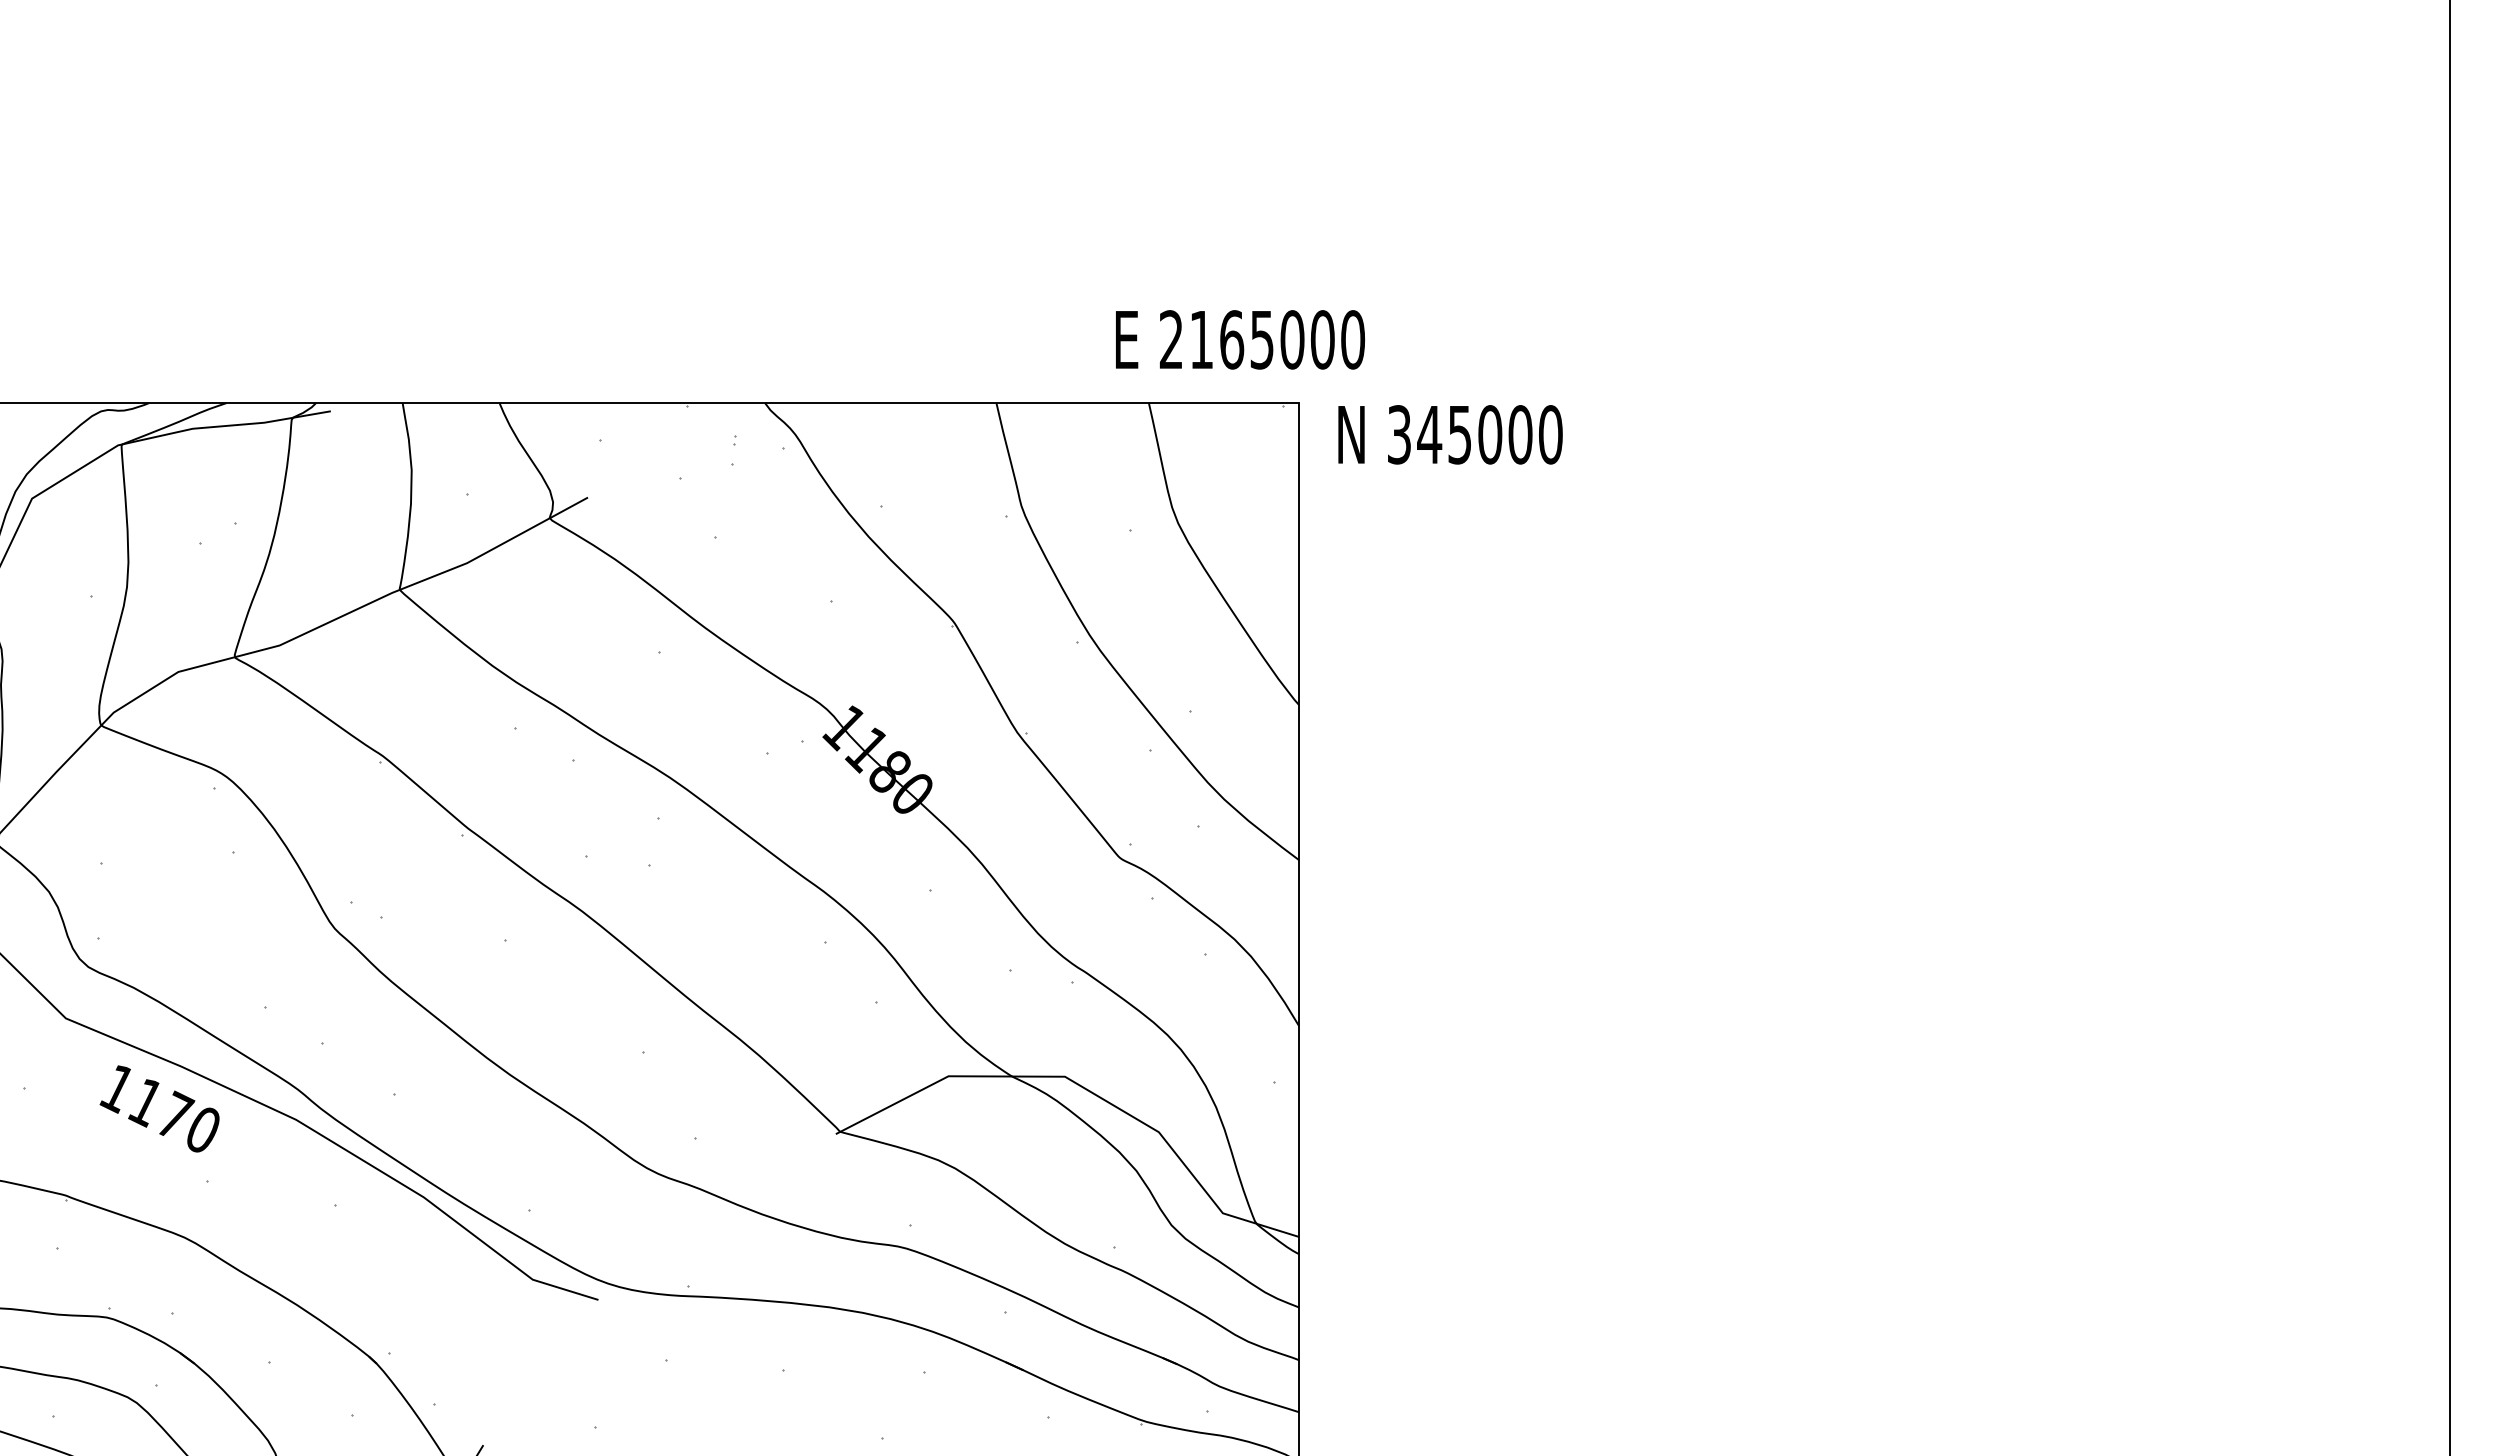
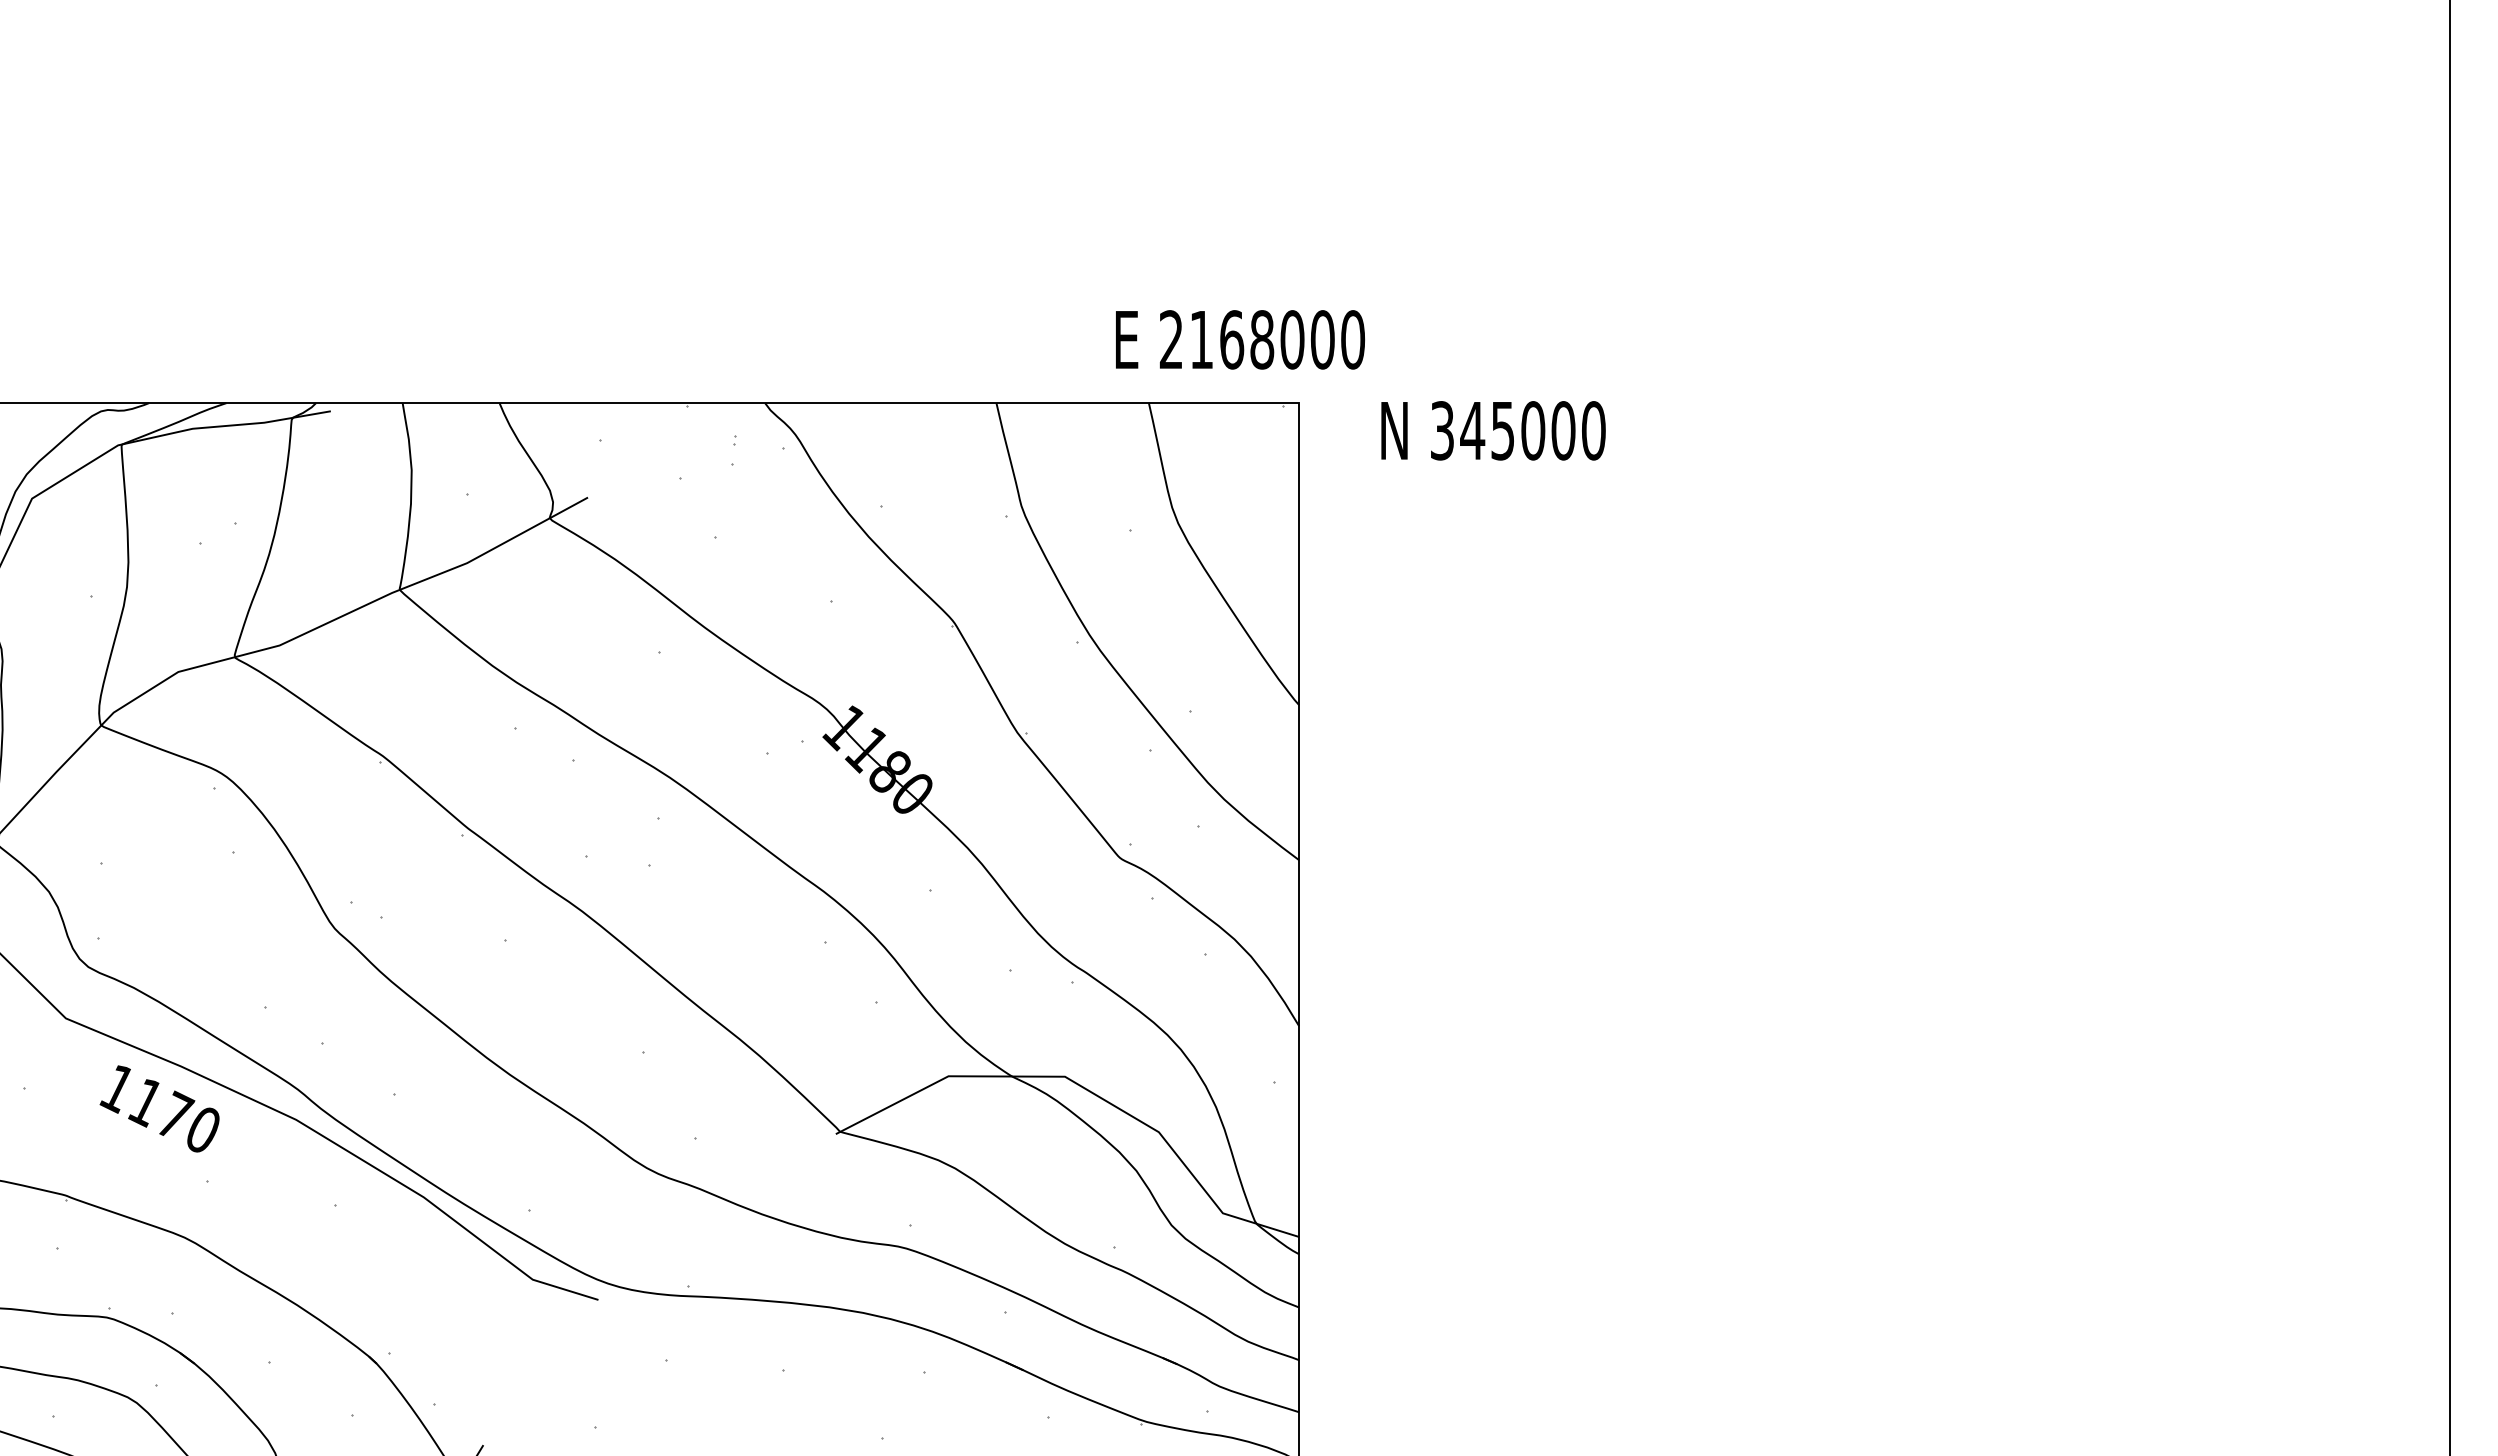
text: 2165000 -> 2168000 (1262, 339)
text position: (1450, 434) -> (1493, 430) (1493, 430)
